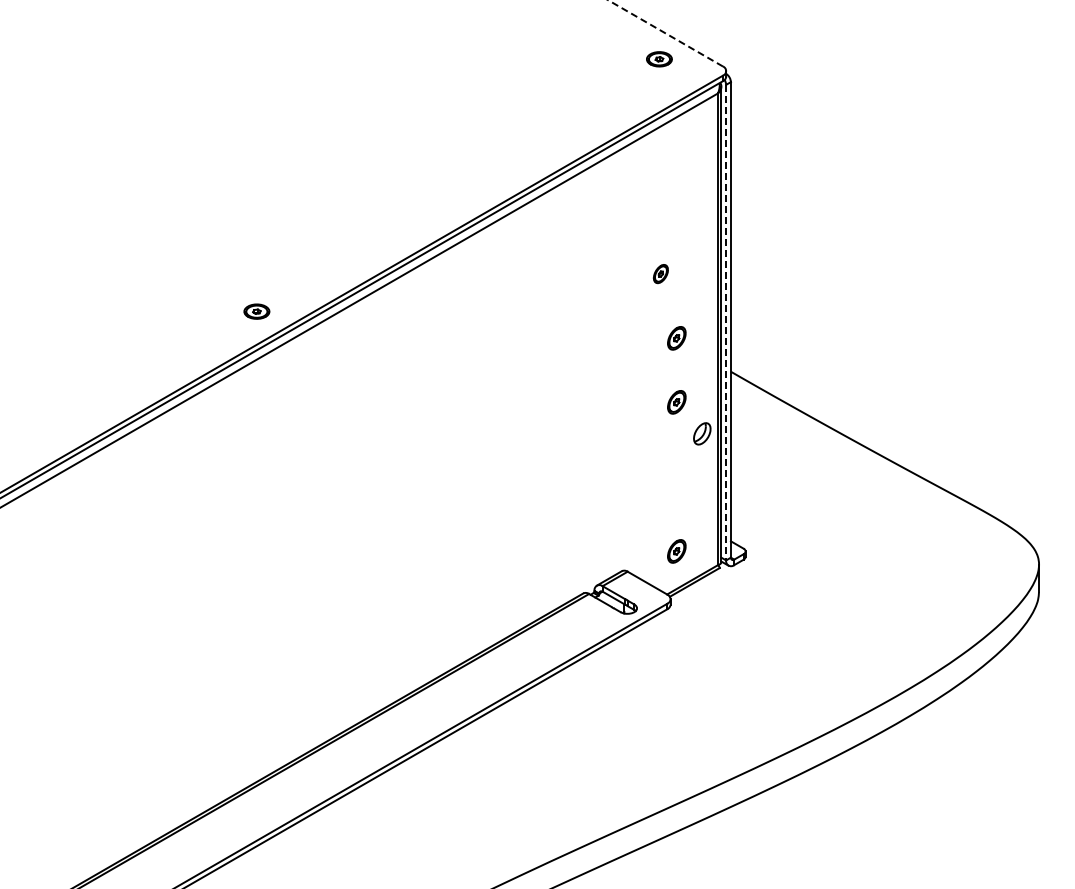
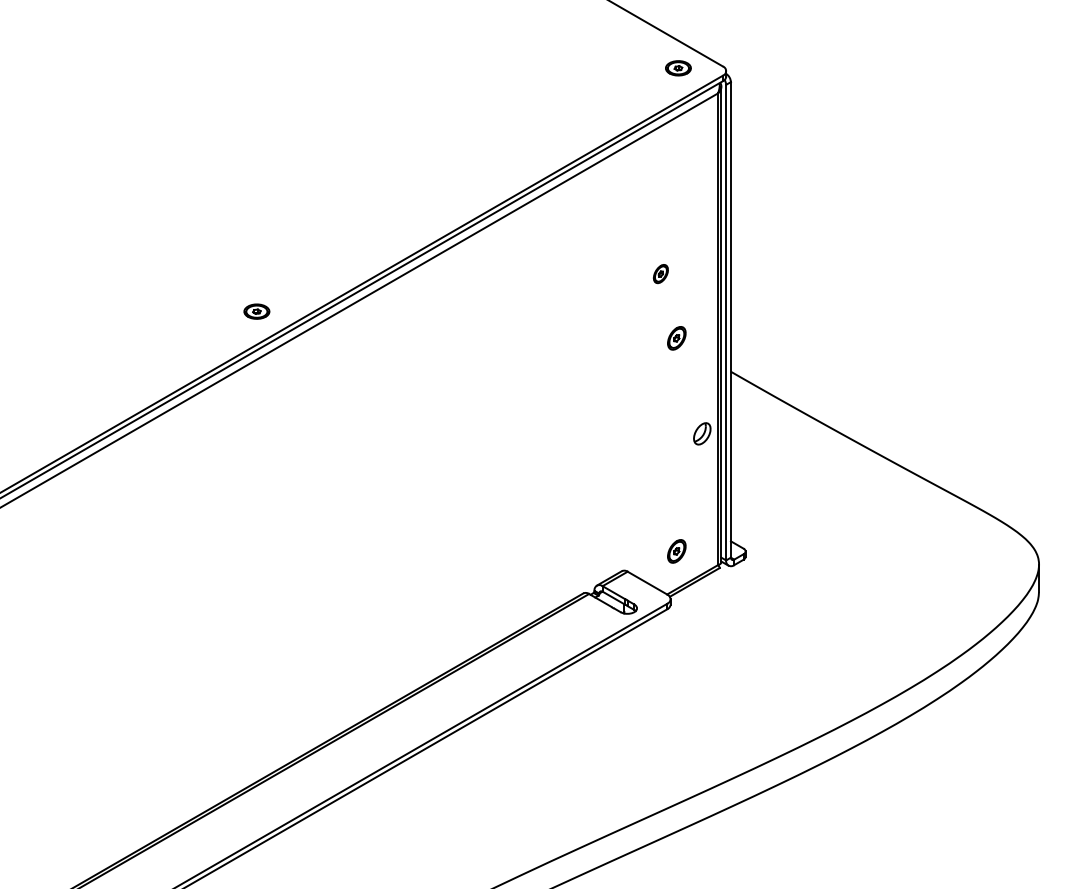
line: dashed -> solid (665, 33)
part position: (659, 59) -> (678, 68) (678, 68)
line: dashed -> solid (726, 322)
part: present -> none (676, 402)
